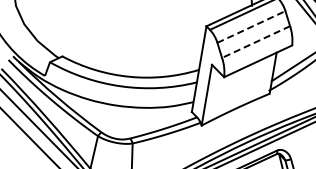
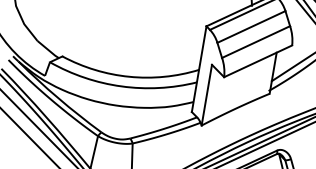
line: dashed -> solid (251, 26)
line: dashed -> solid (256, 42)
